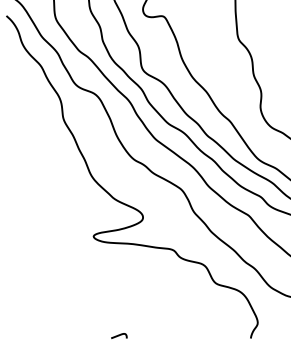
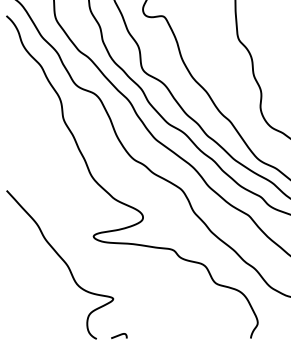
curve: none -> present (63, 262)
